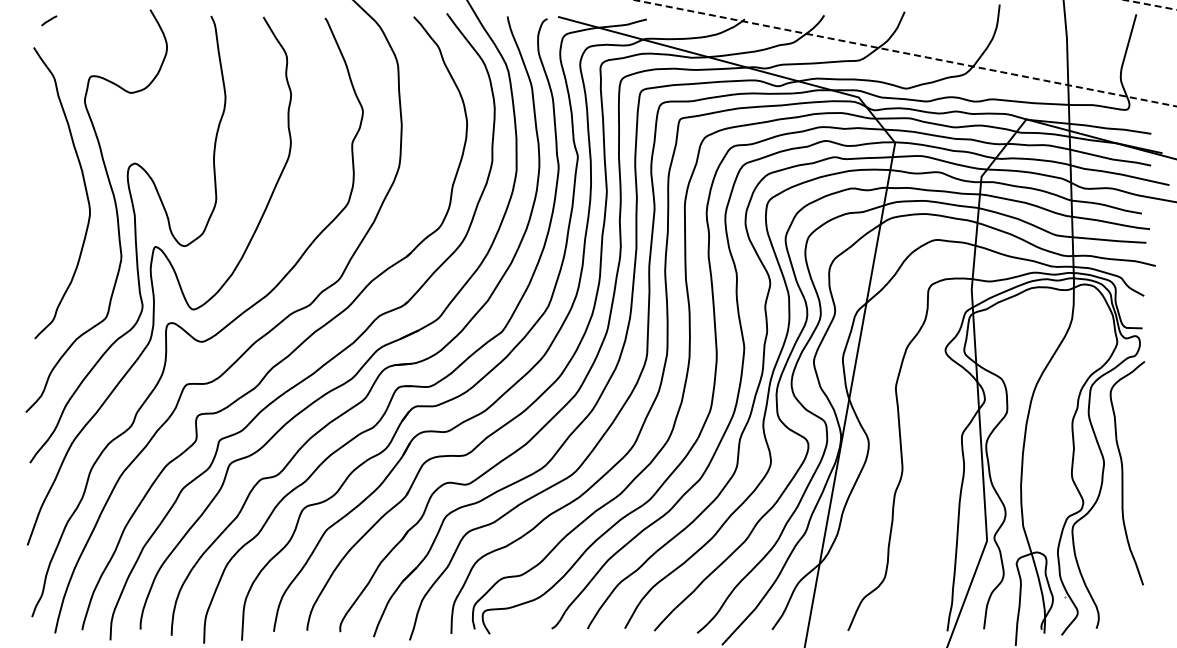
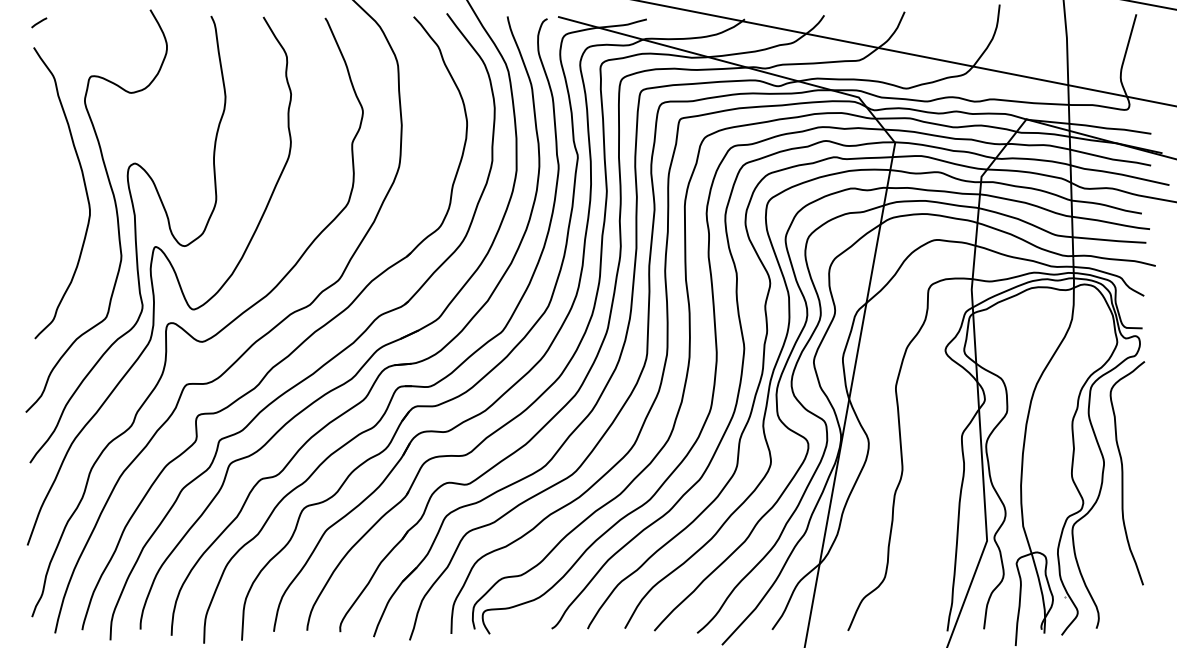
line position: (49, 20) -> (39, 22) (39, 22)
line: dashed -> solid (931, 58)
